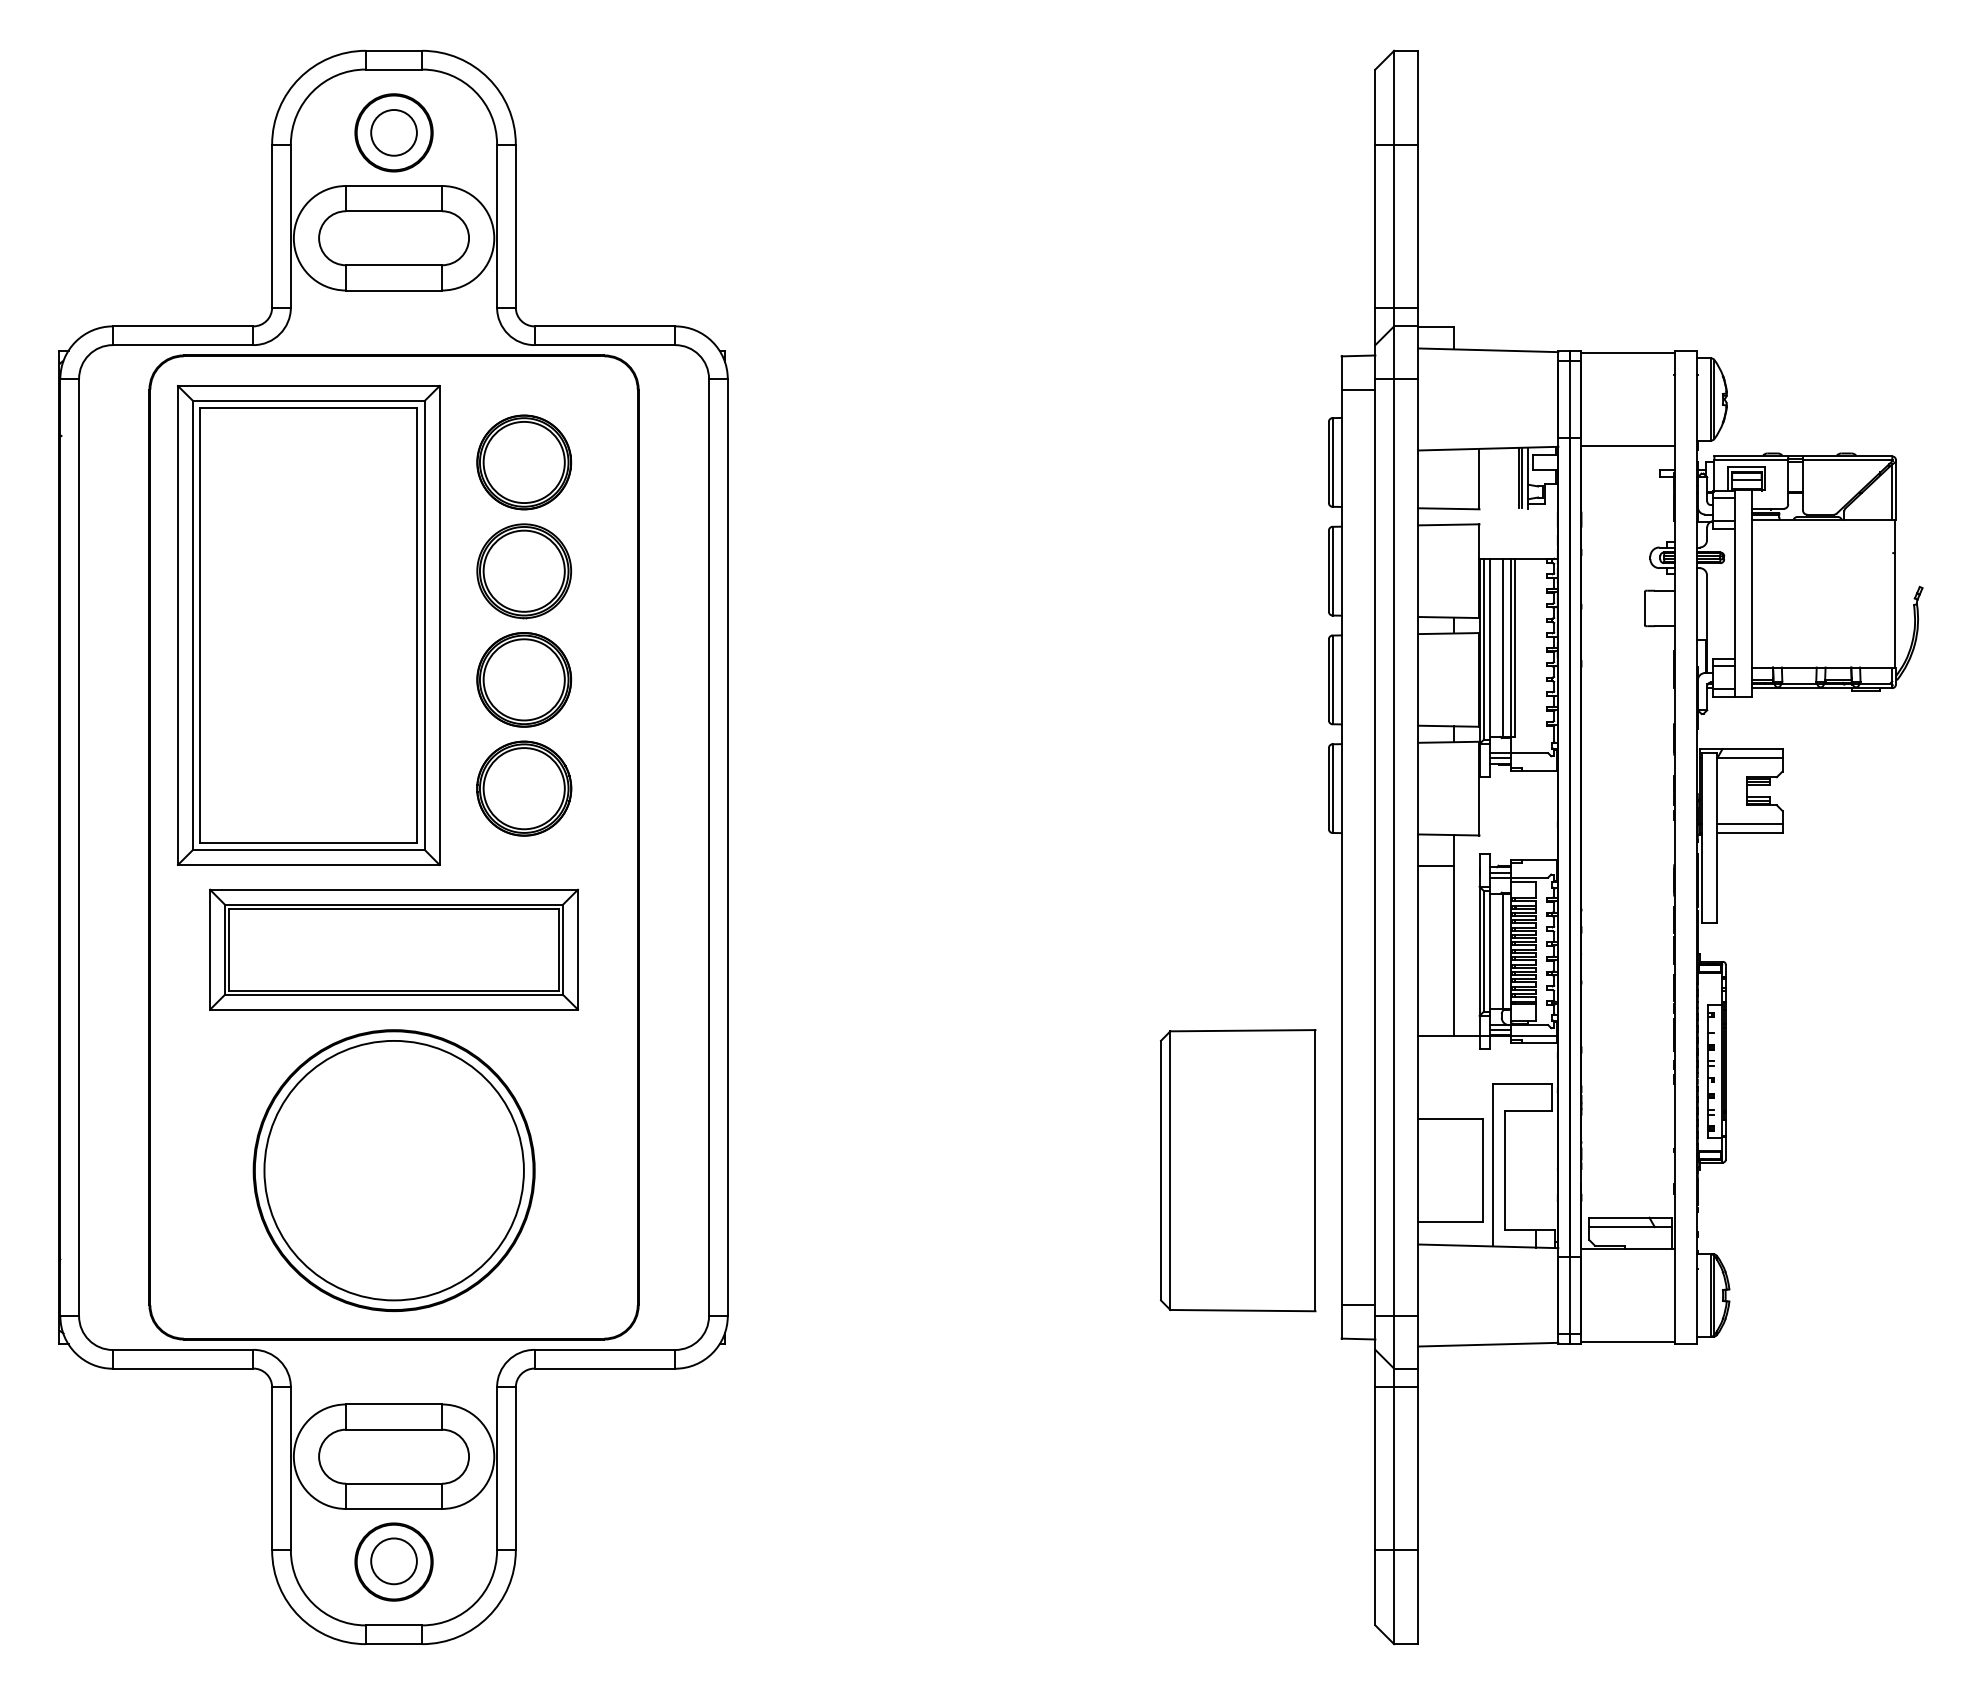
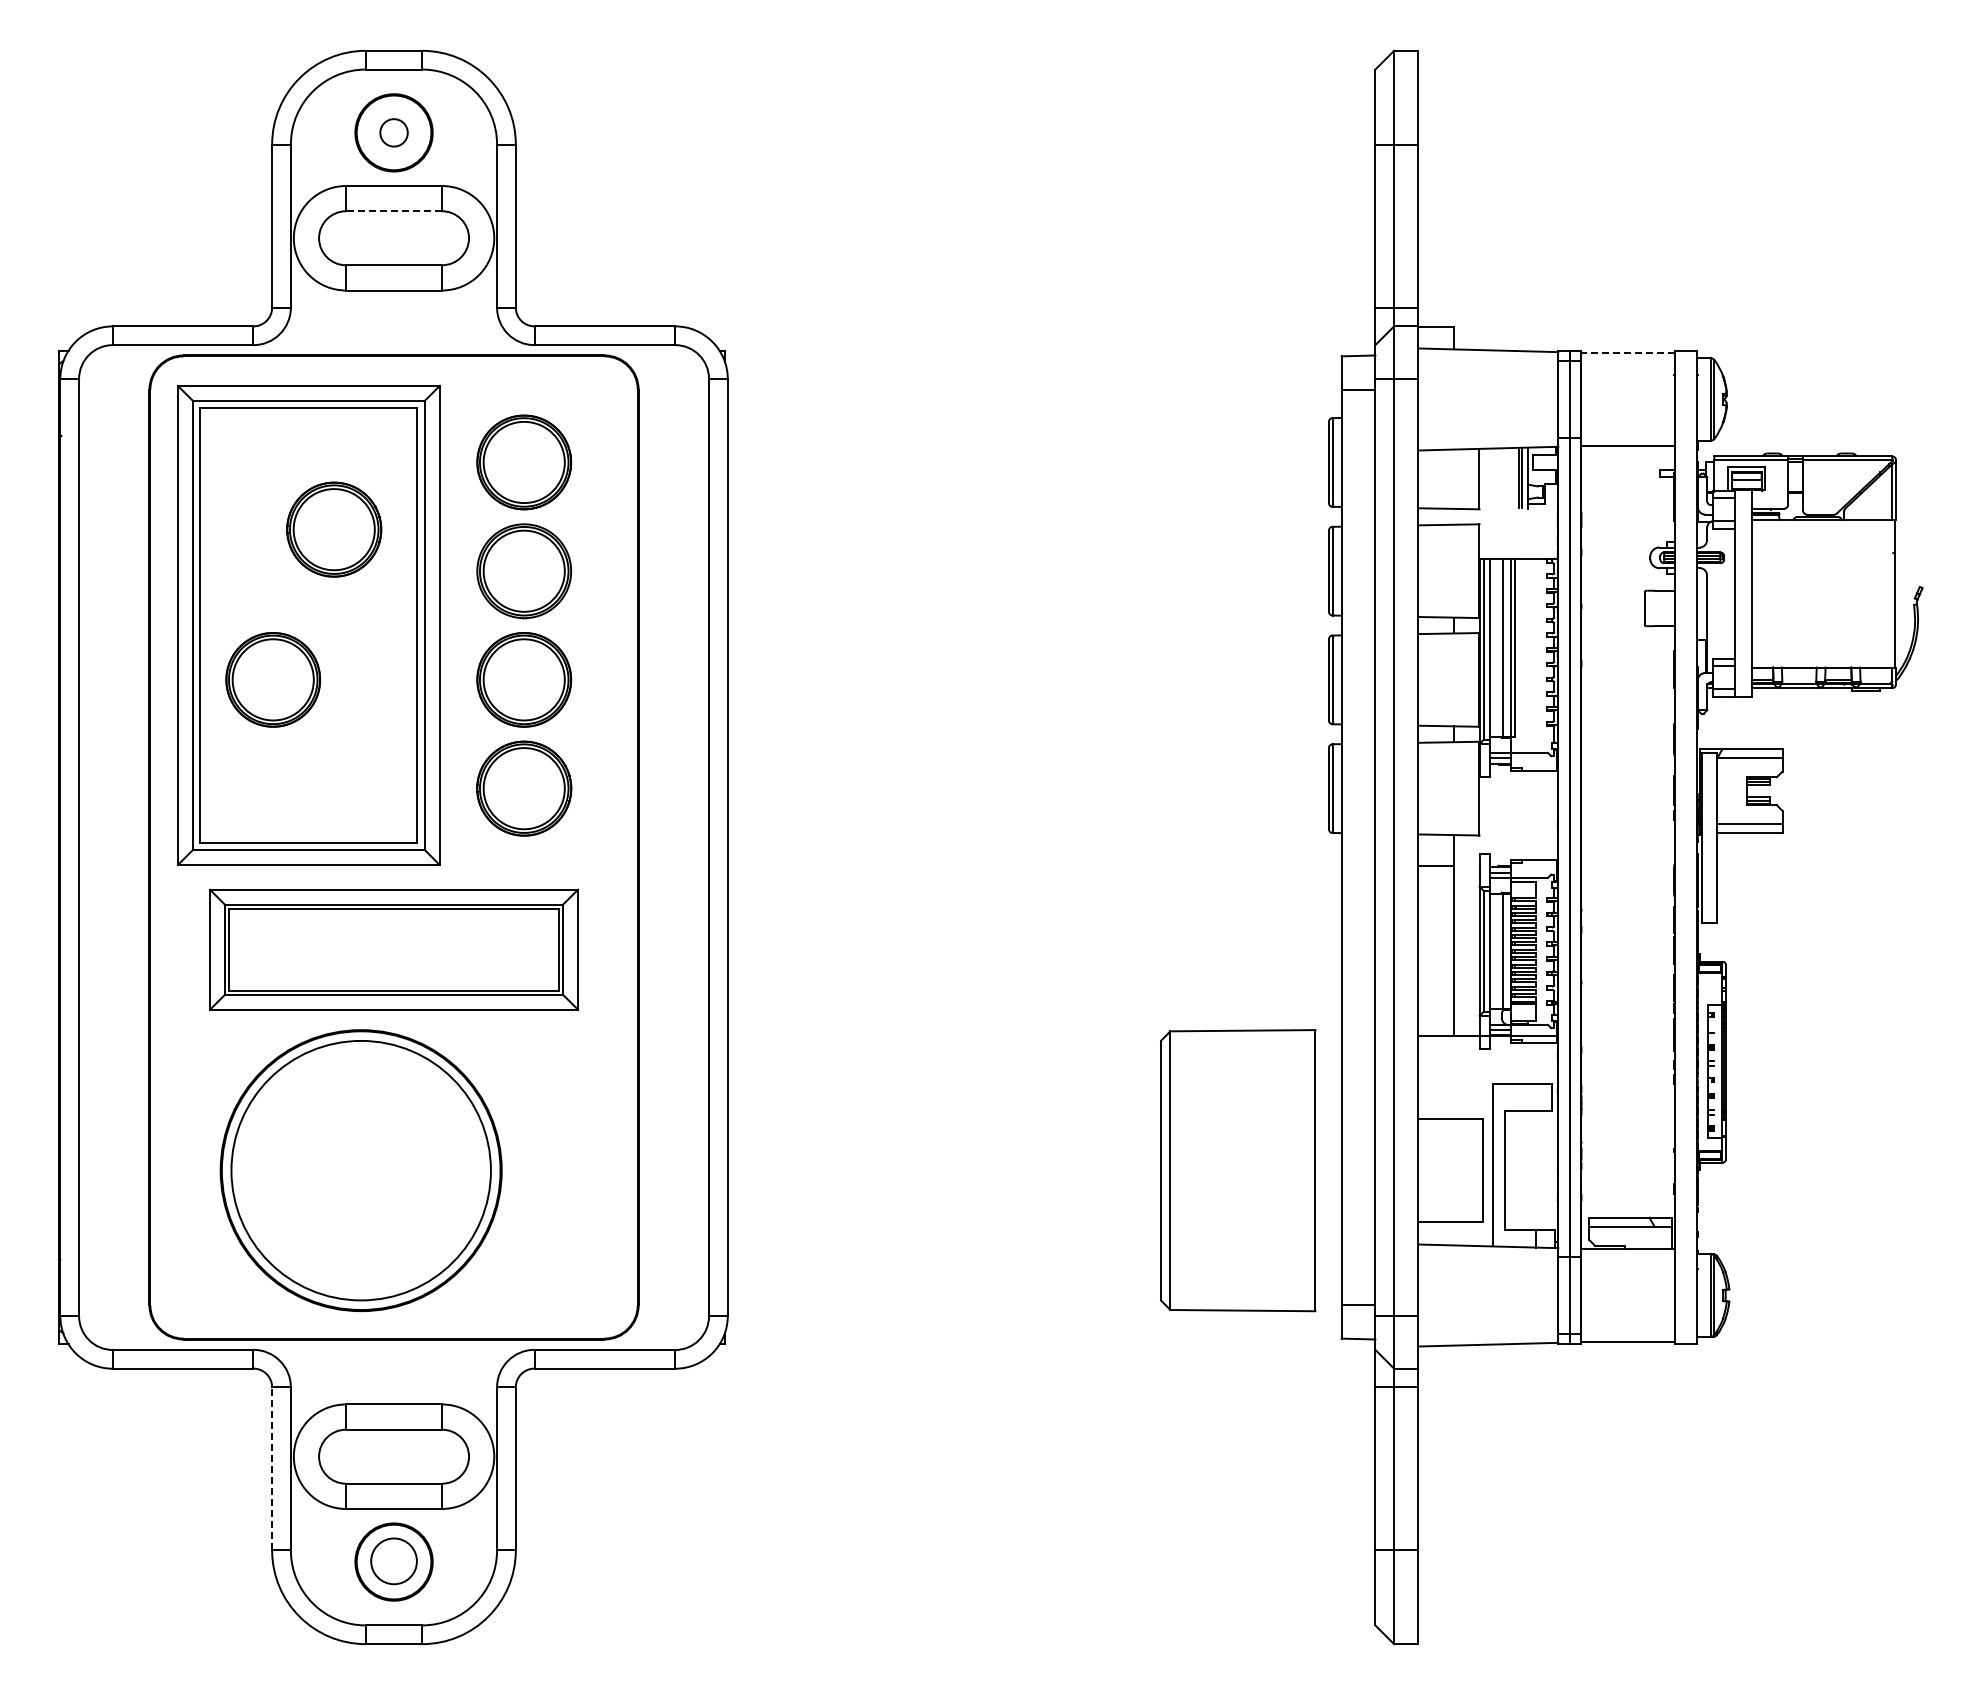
circle diameter: 46 px -> 27 px (393, 132)
line: solid -> dashed (394, 211)
line: solid -> dashed (1627, 352)
part: none -> present (334, 529)
part: none -> present (273, 679)
part position: (393, 1170) -> (360, 1170) (360, 1170)
line: solid -> dashed (272, 1468)
